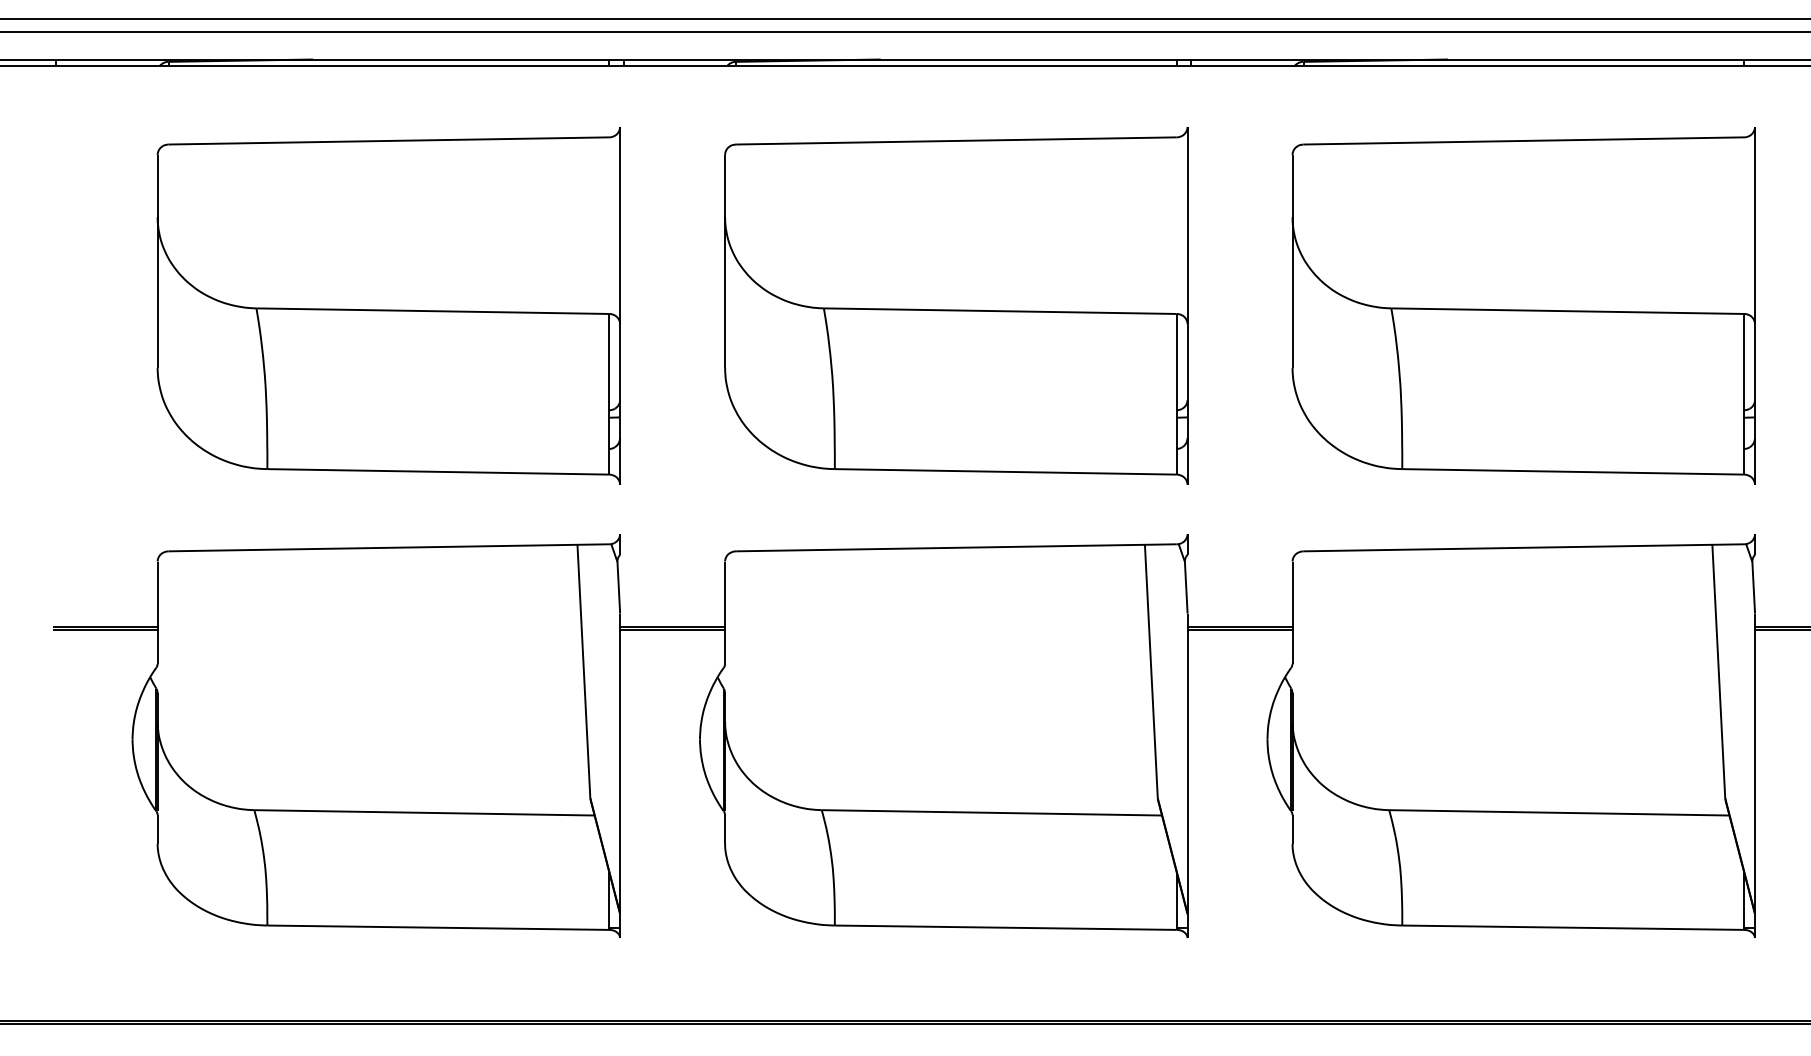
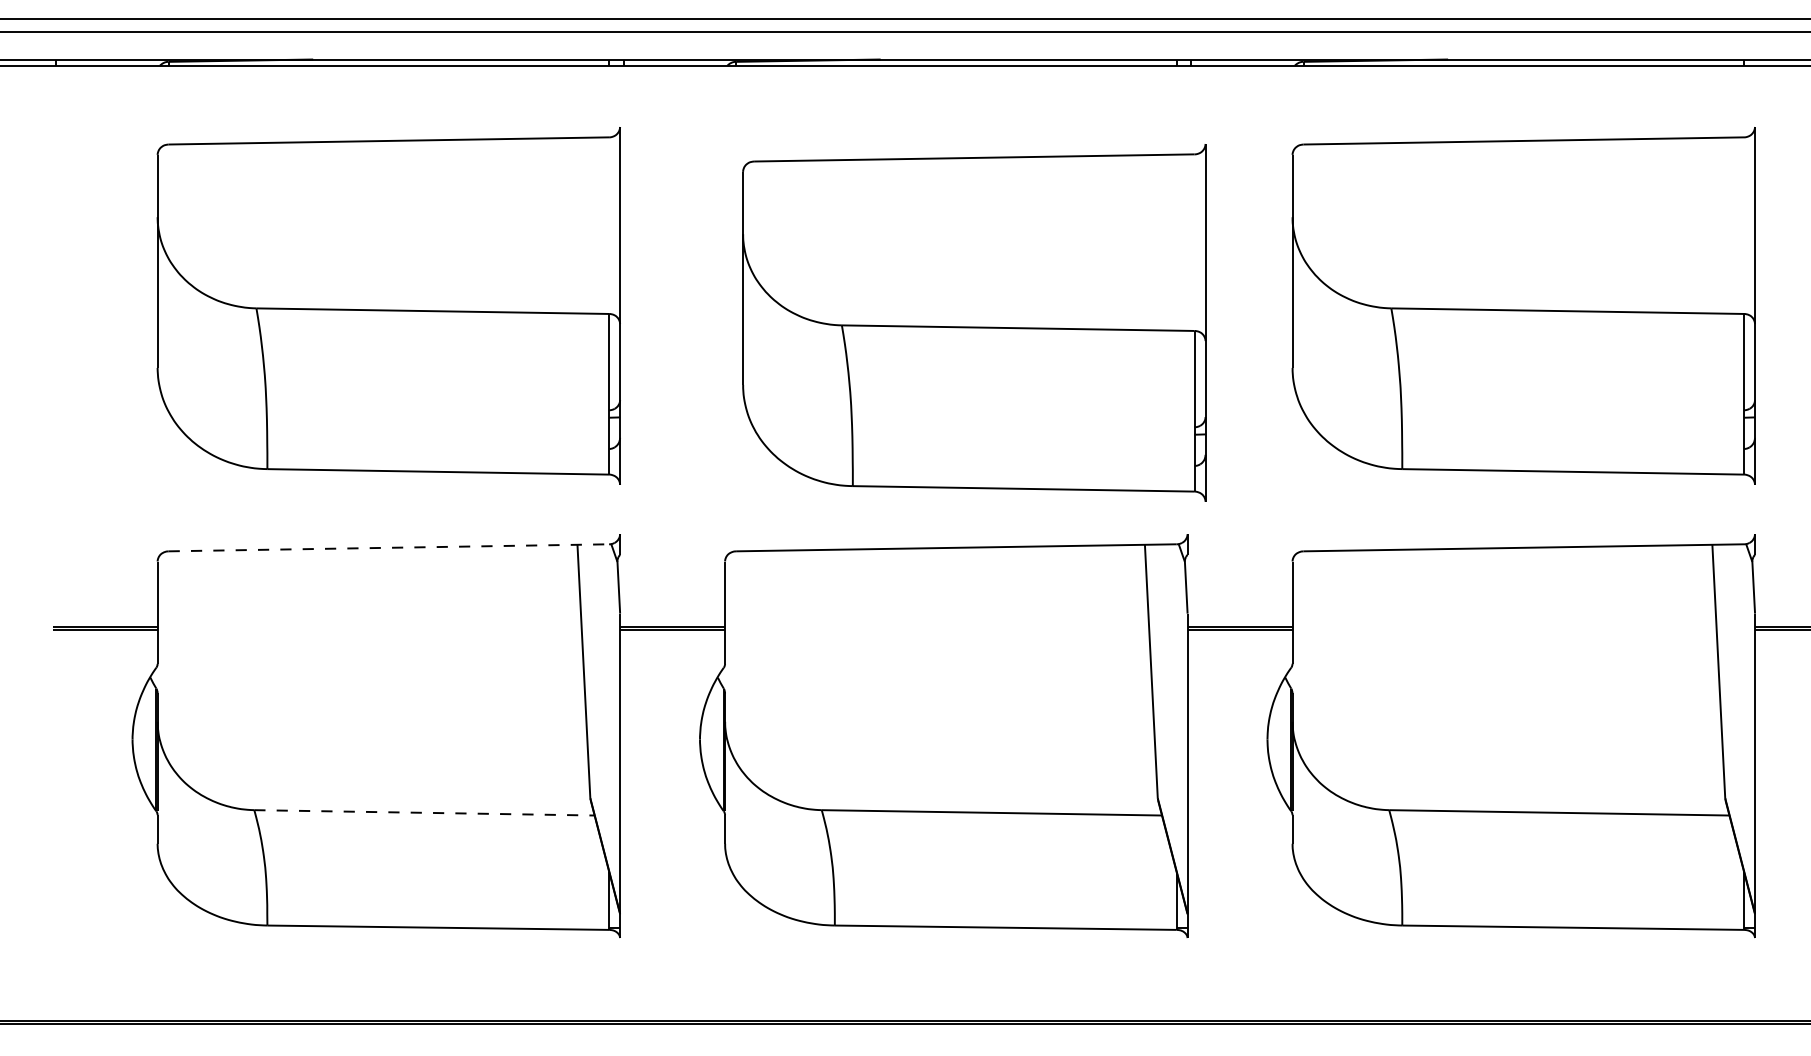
part position: (956, 305) -> (974, 322) (974, 322)
line: solid -> dashed (389, 547)
line: solid -> dashed (424, 812)
